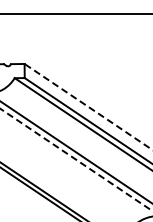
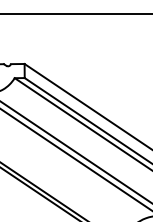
line: dashed -> solid (88, 106)
line: dashed -> solid (76, 159)
